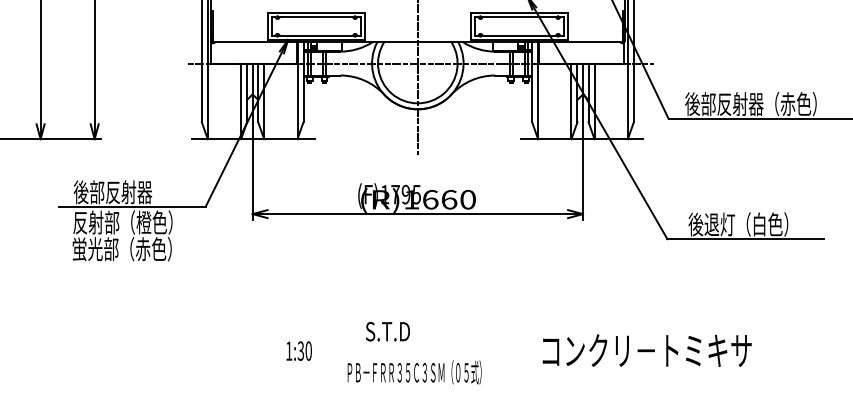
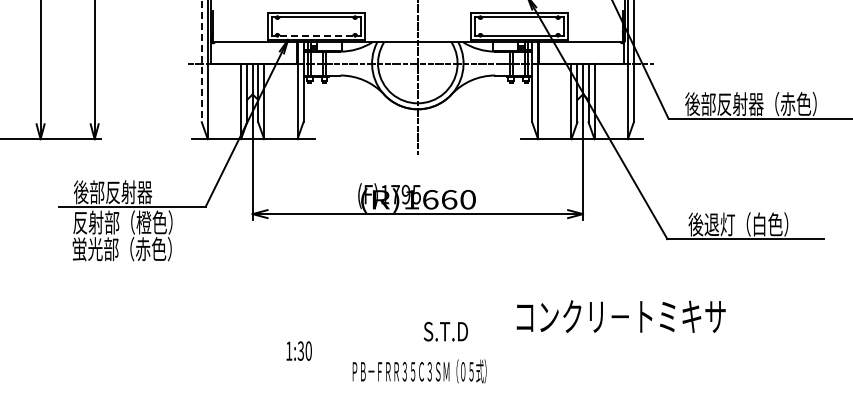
line: solid -> dashed (316, 35)
line: solid -> dashed (201, 61)
text position: (387, 331) -> (445, 331) (445, 331)
text position: (646, 350) -> (620, 316) (620, 316)
text position: (414, 372) -> (419, 371) (419, 371)
